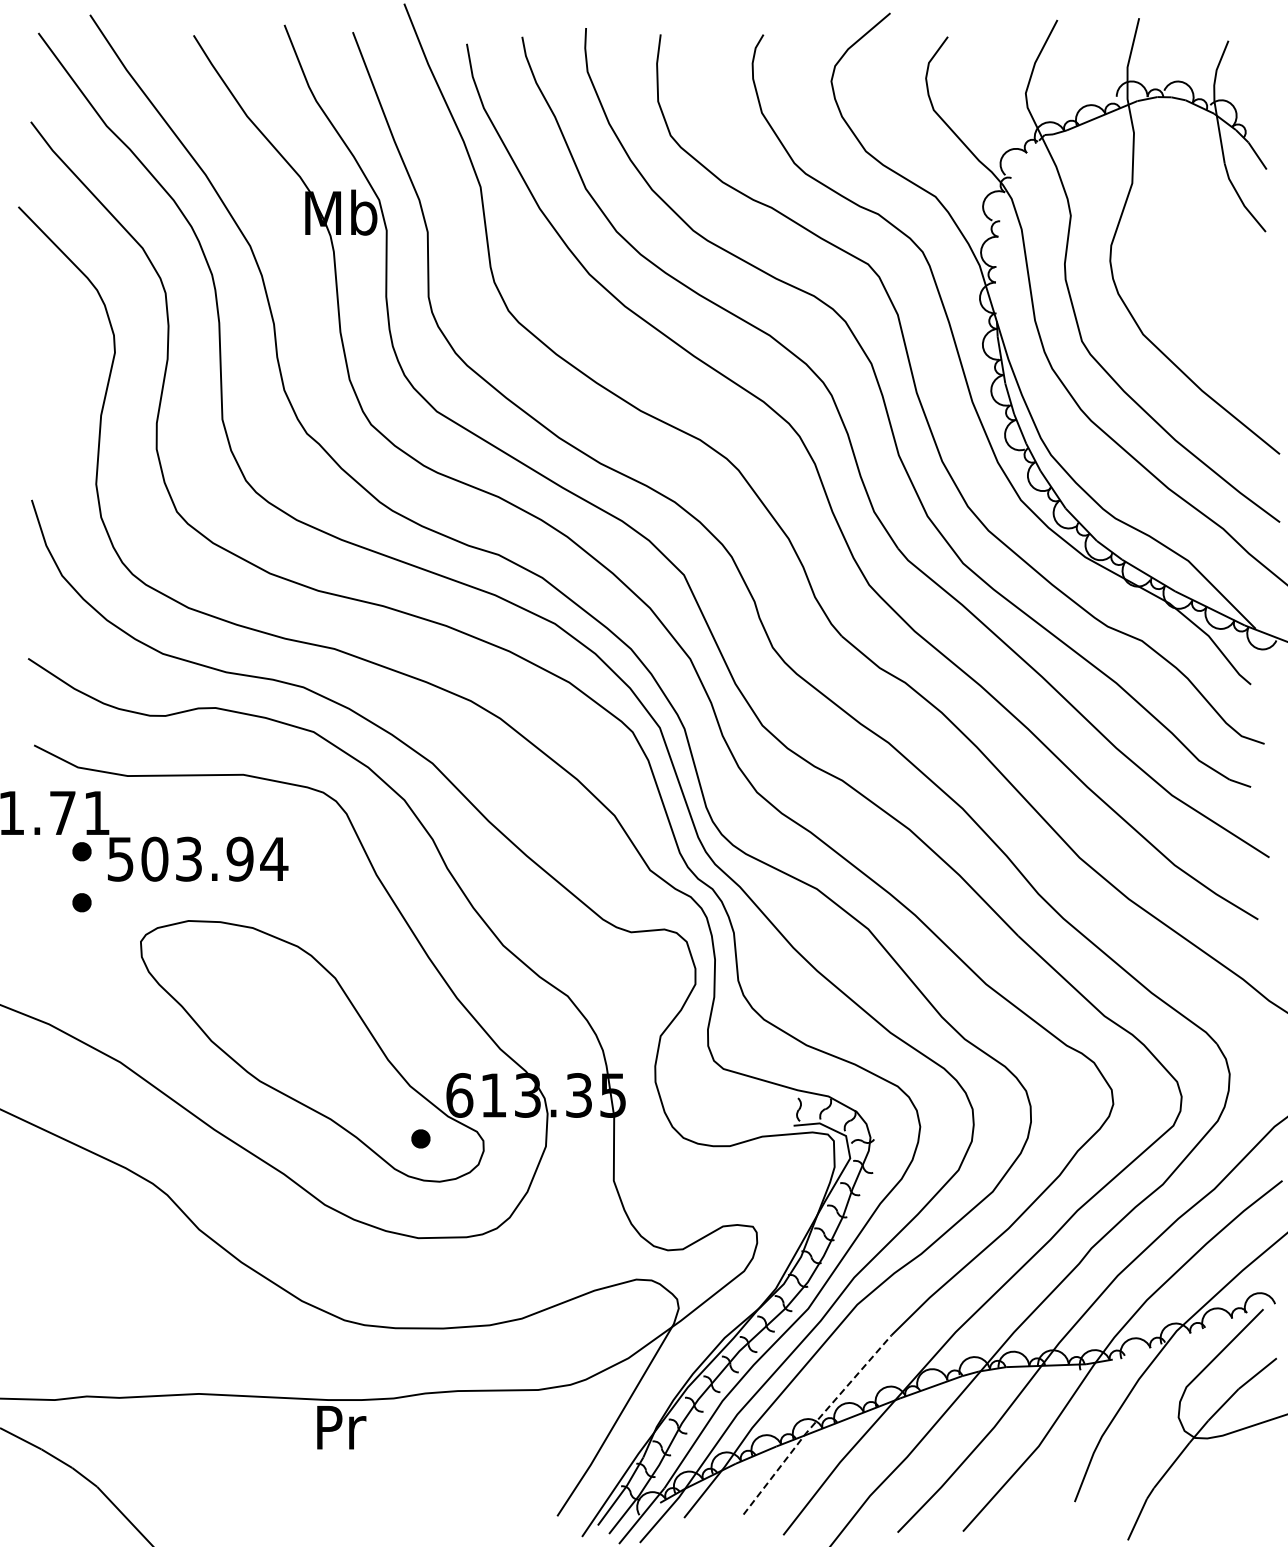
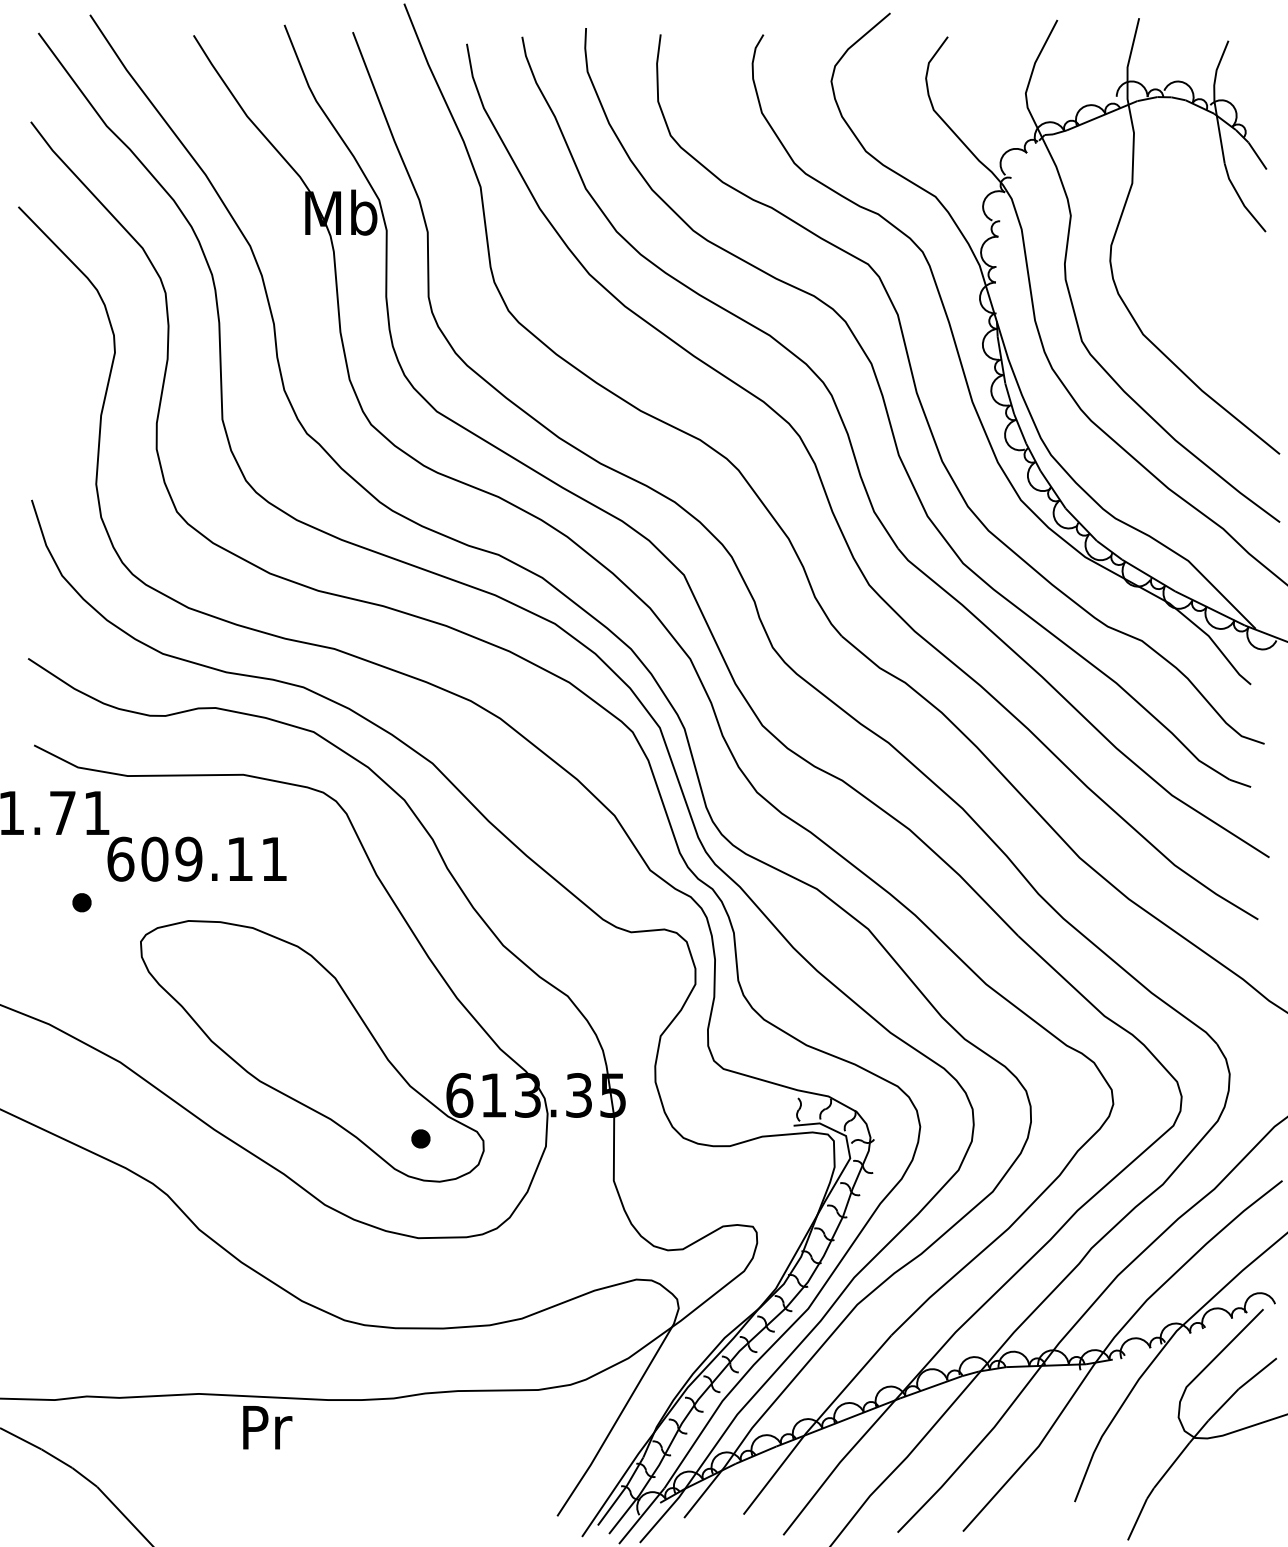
part: present -> none (81, 851)
text: 503.94 -> 609.11 (197, 858)
line: dashed -> solid (814, 1423)
text position: (341, 1427) -> (267, 1427) (267, 1427)
